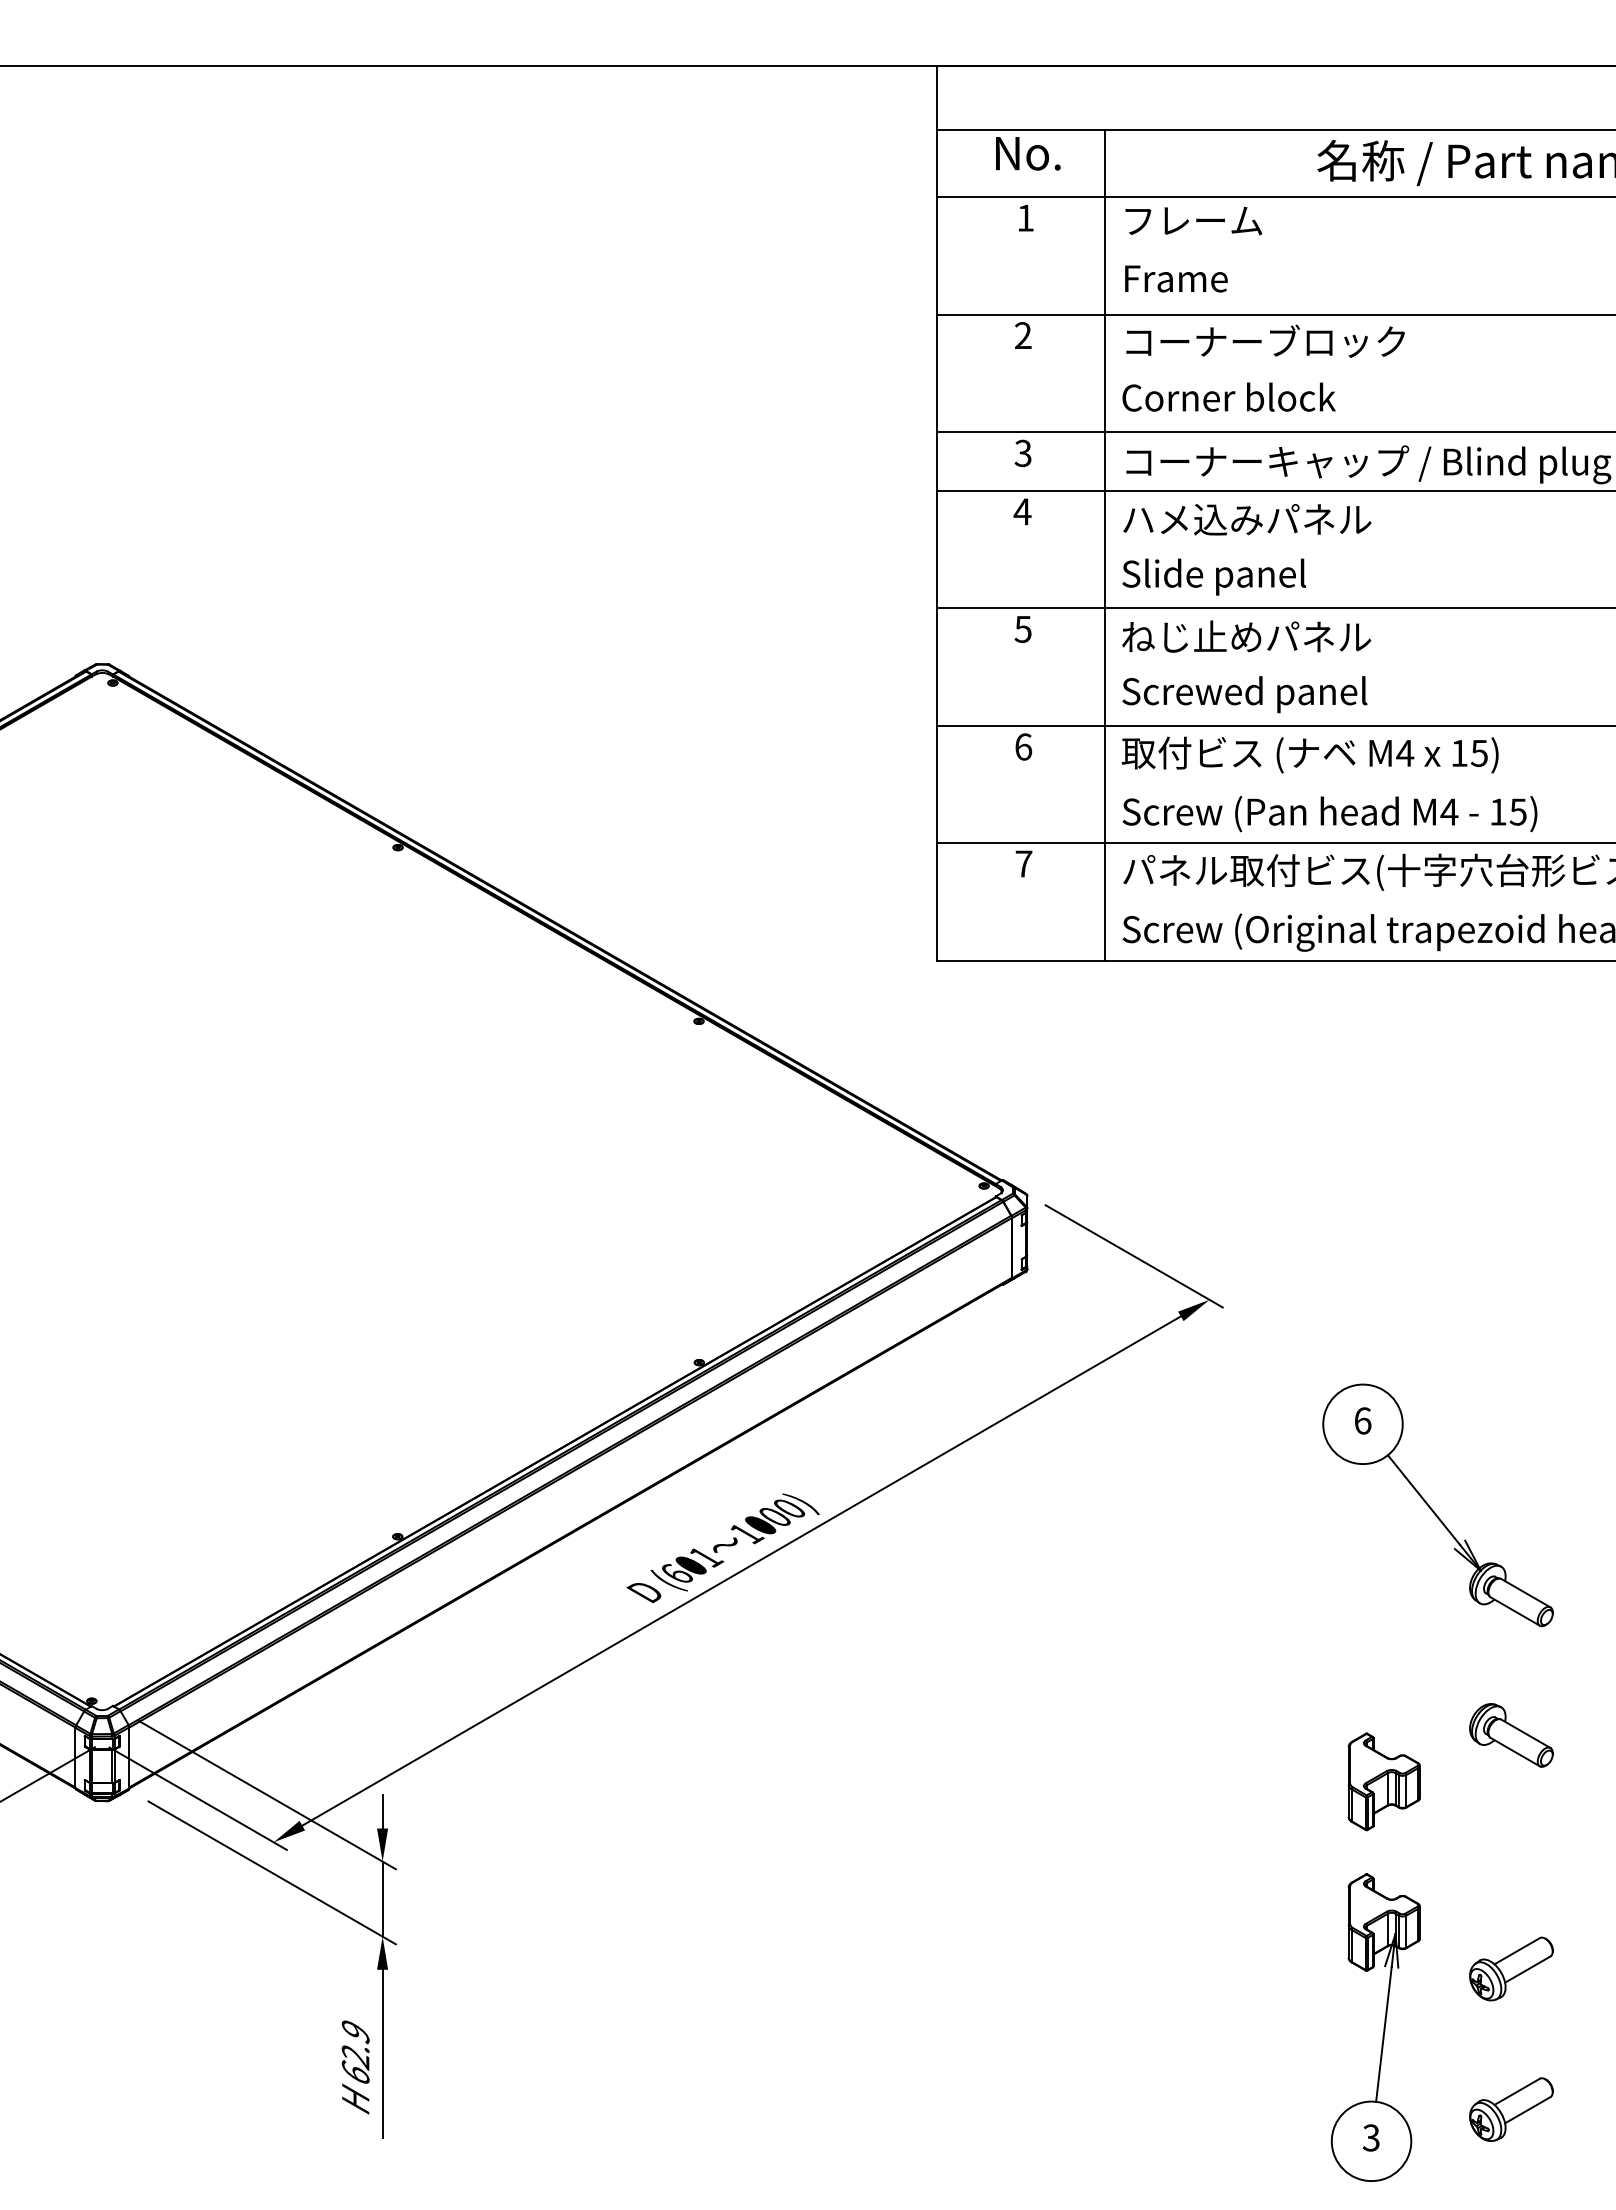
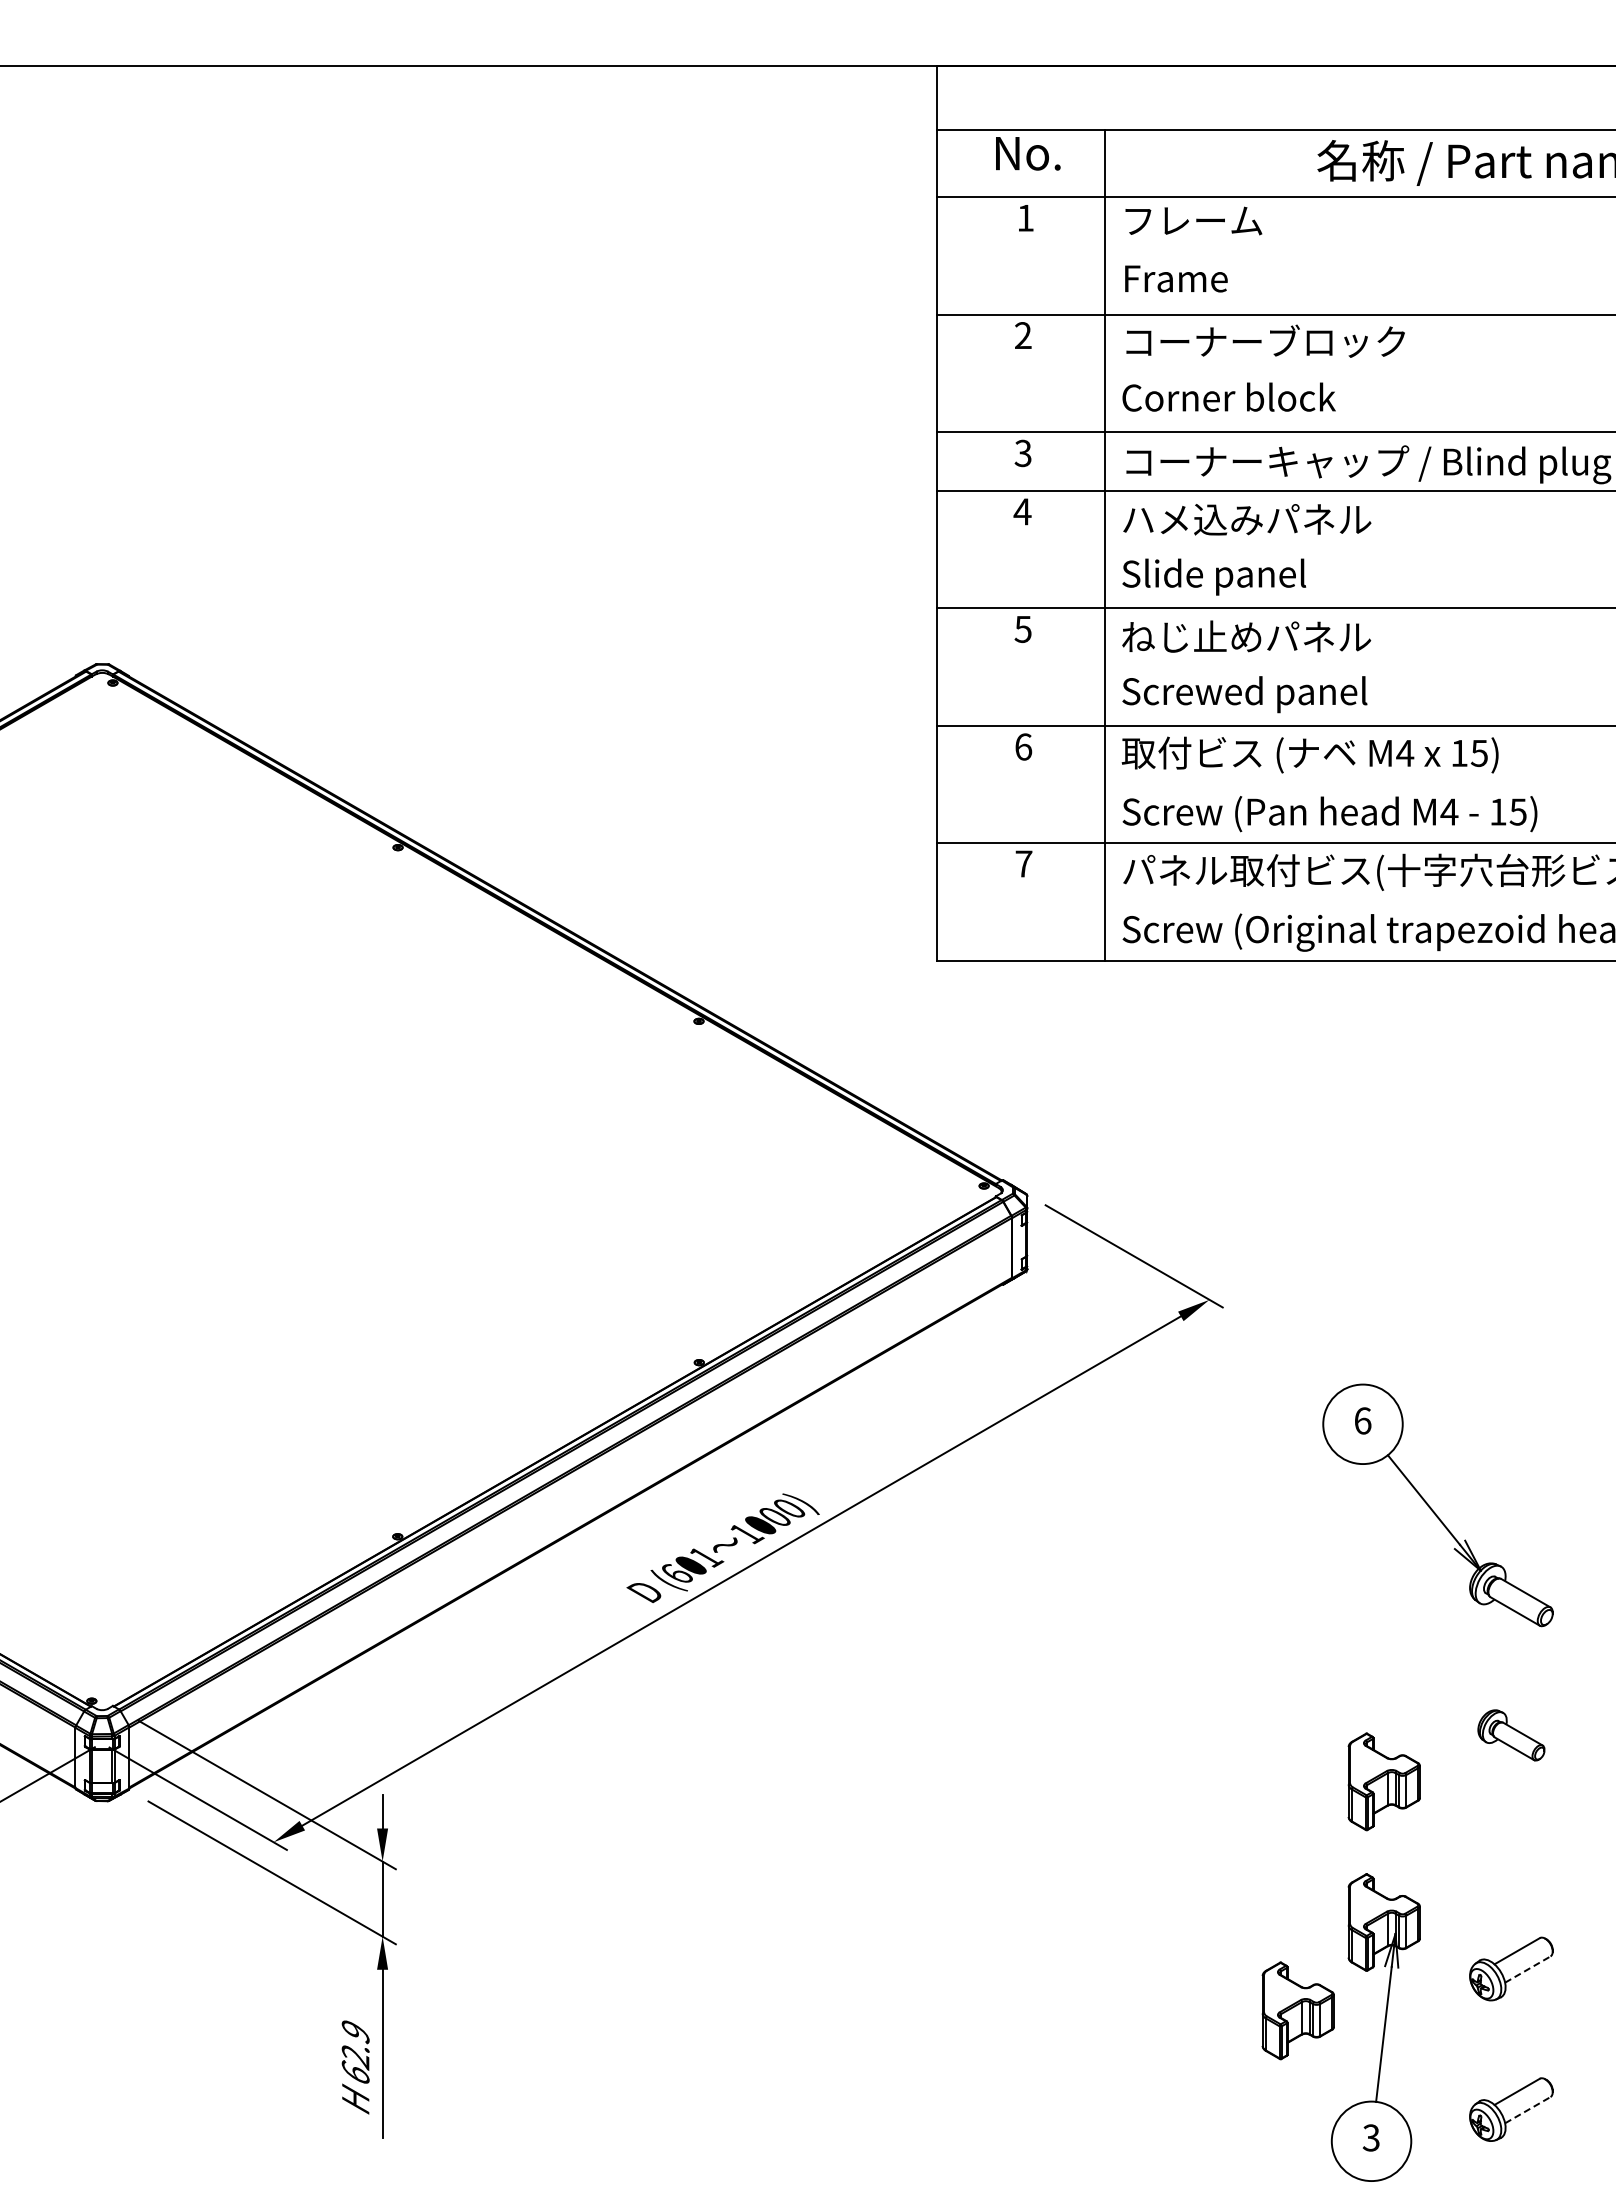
part size: 85x65 px -> 69x53 px (1511, 1735)
line: solid -> dashed (1528, 1969)
part: none -> present (1297, 2010)
line: solid -> dashed (1528, 2109)
